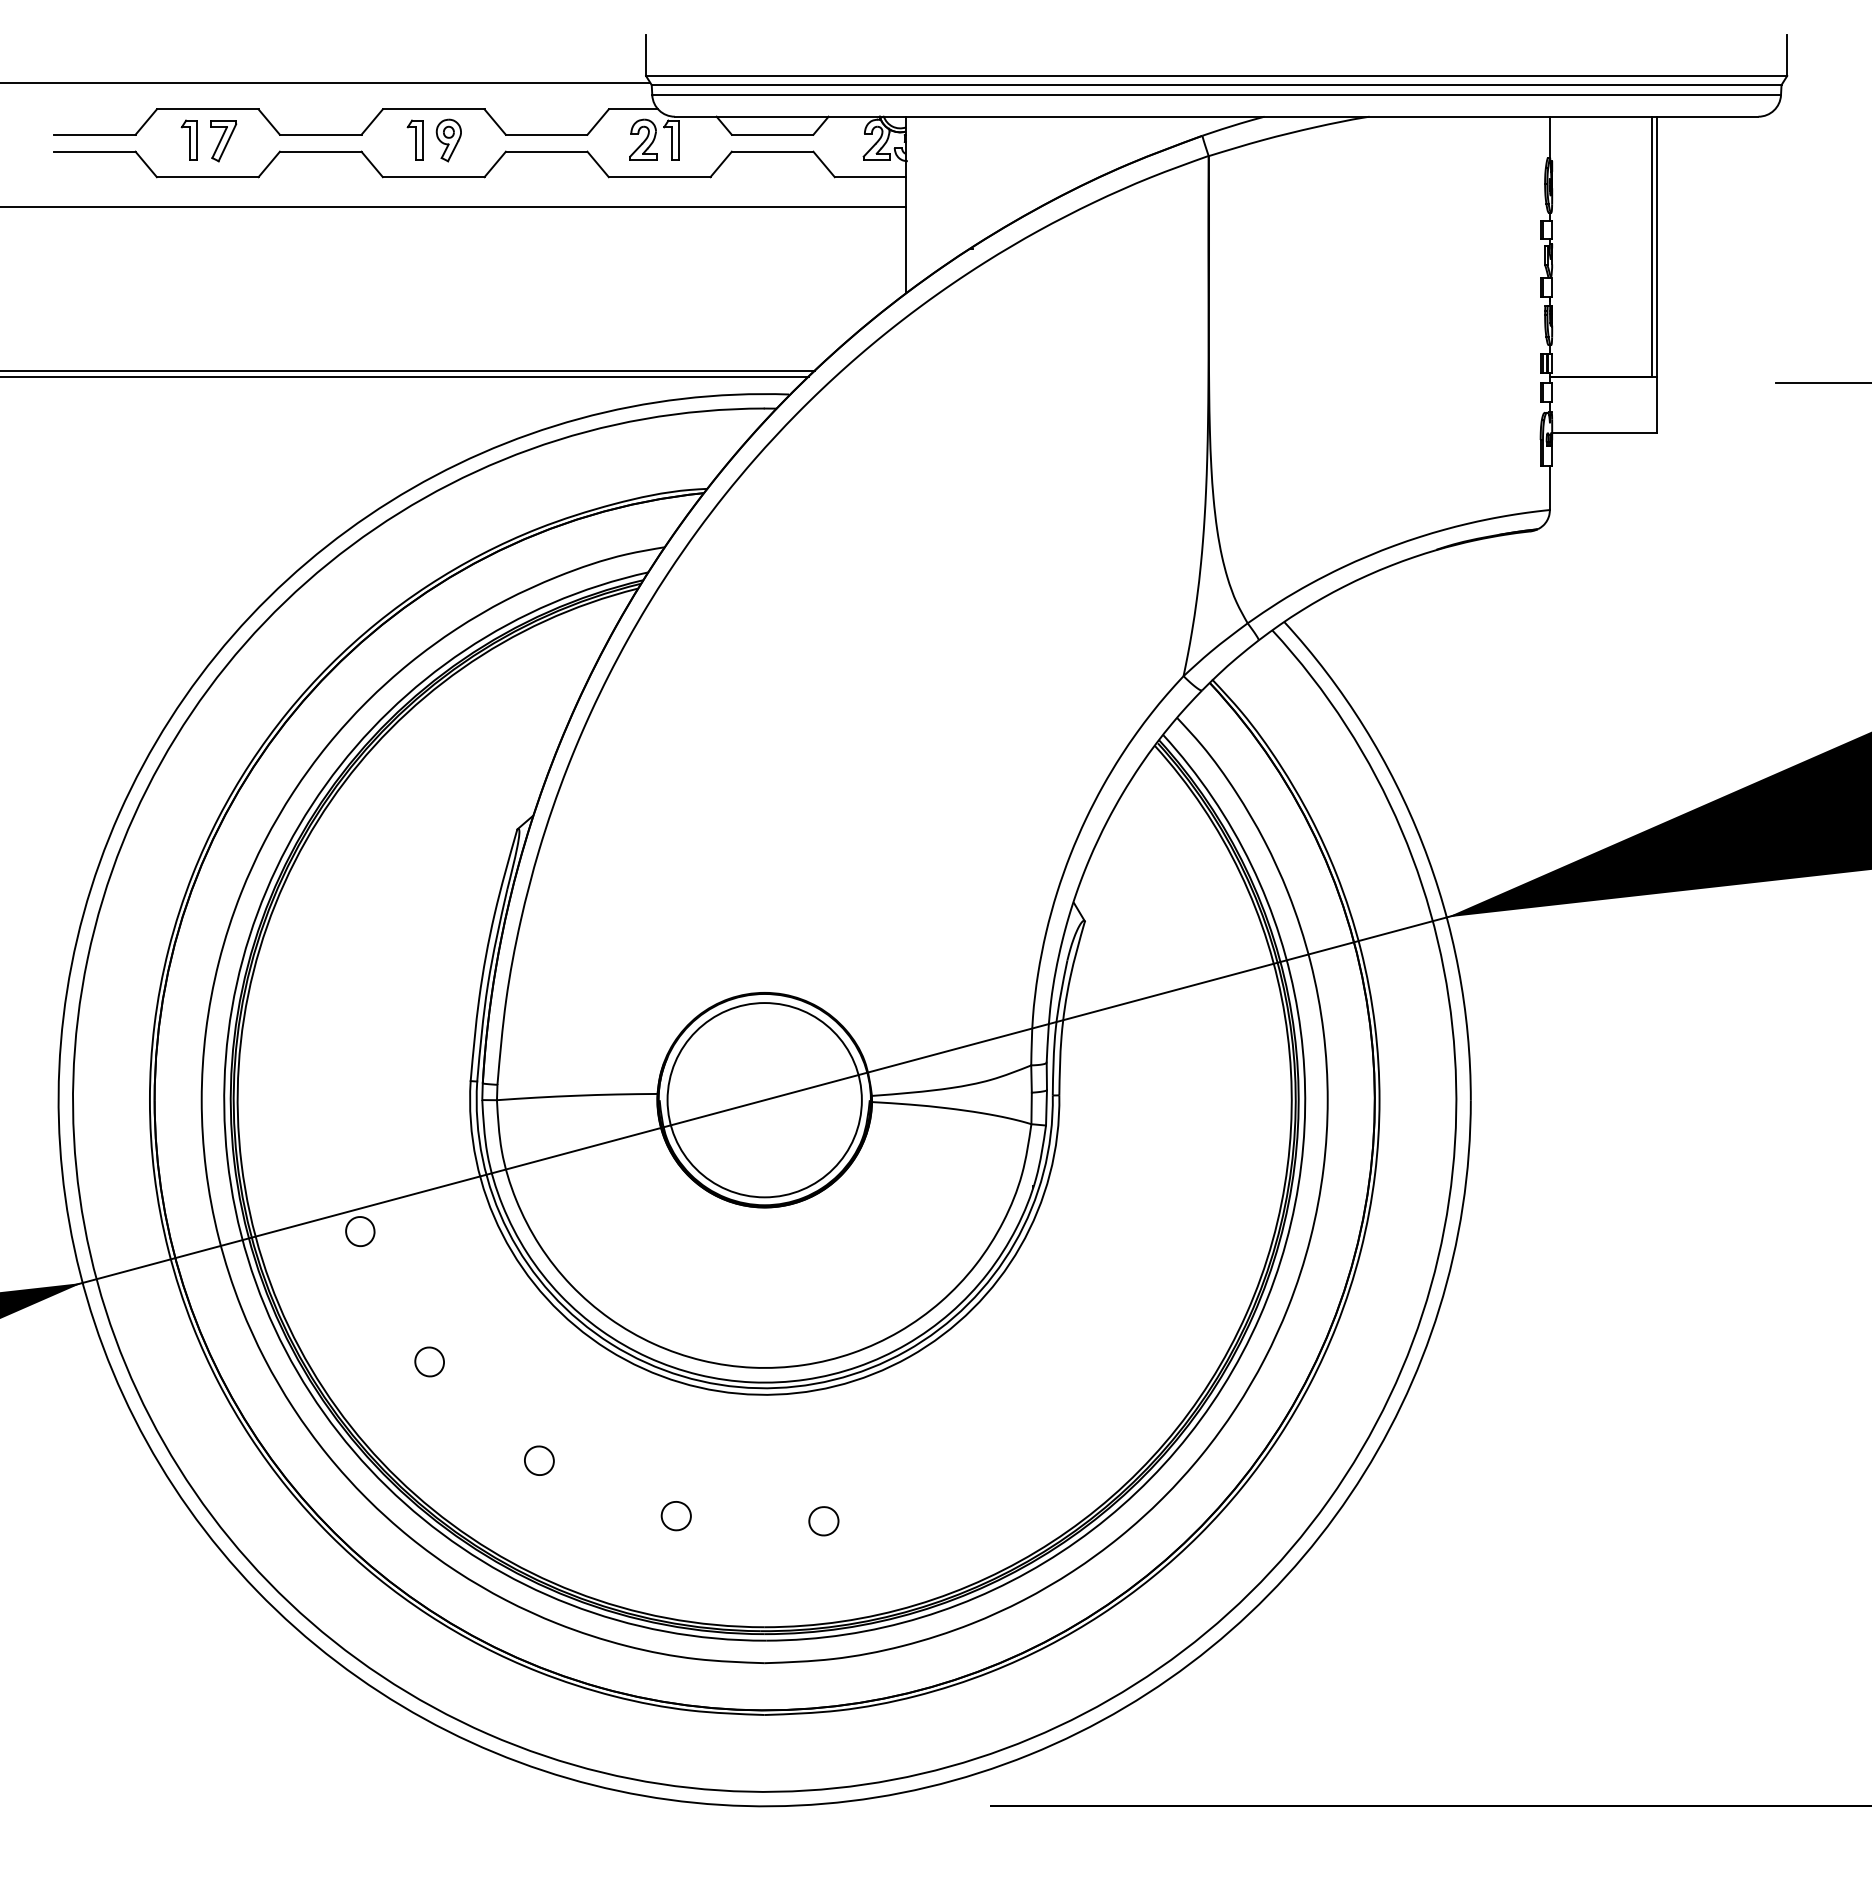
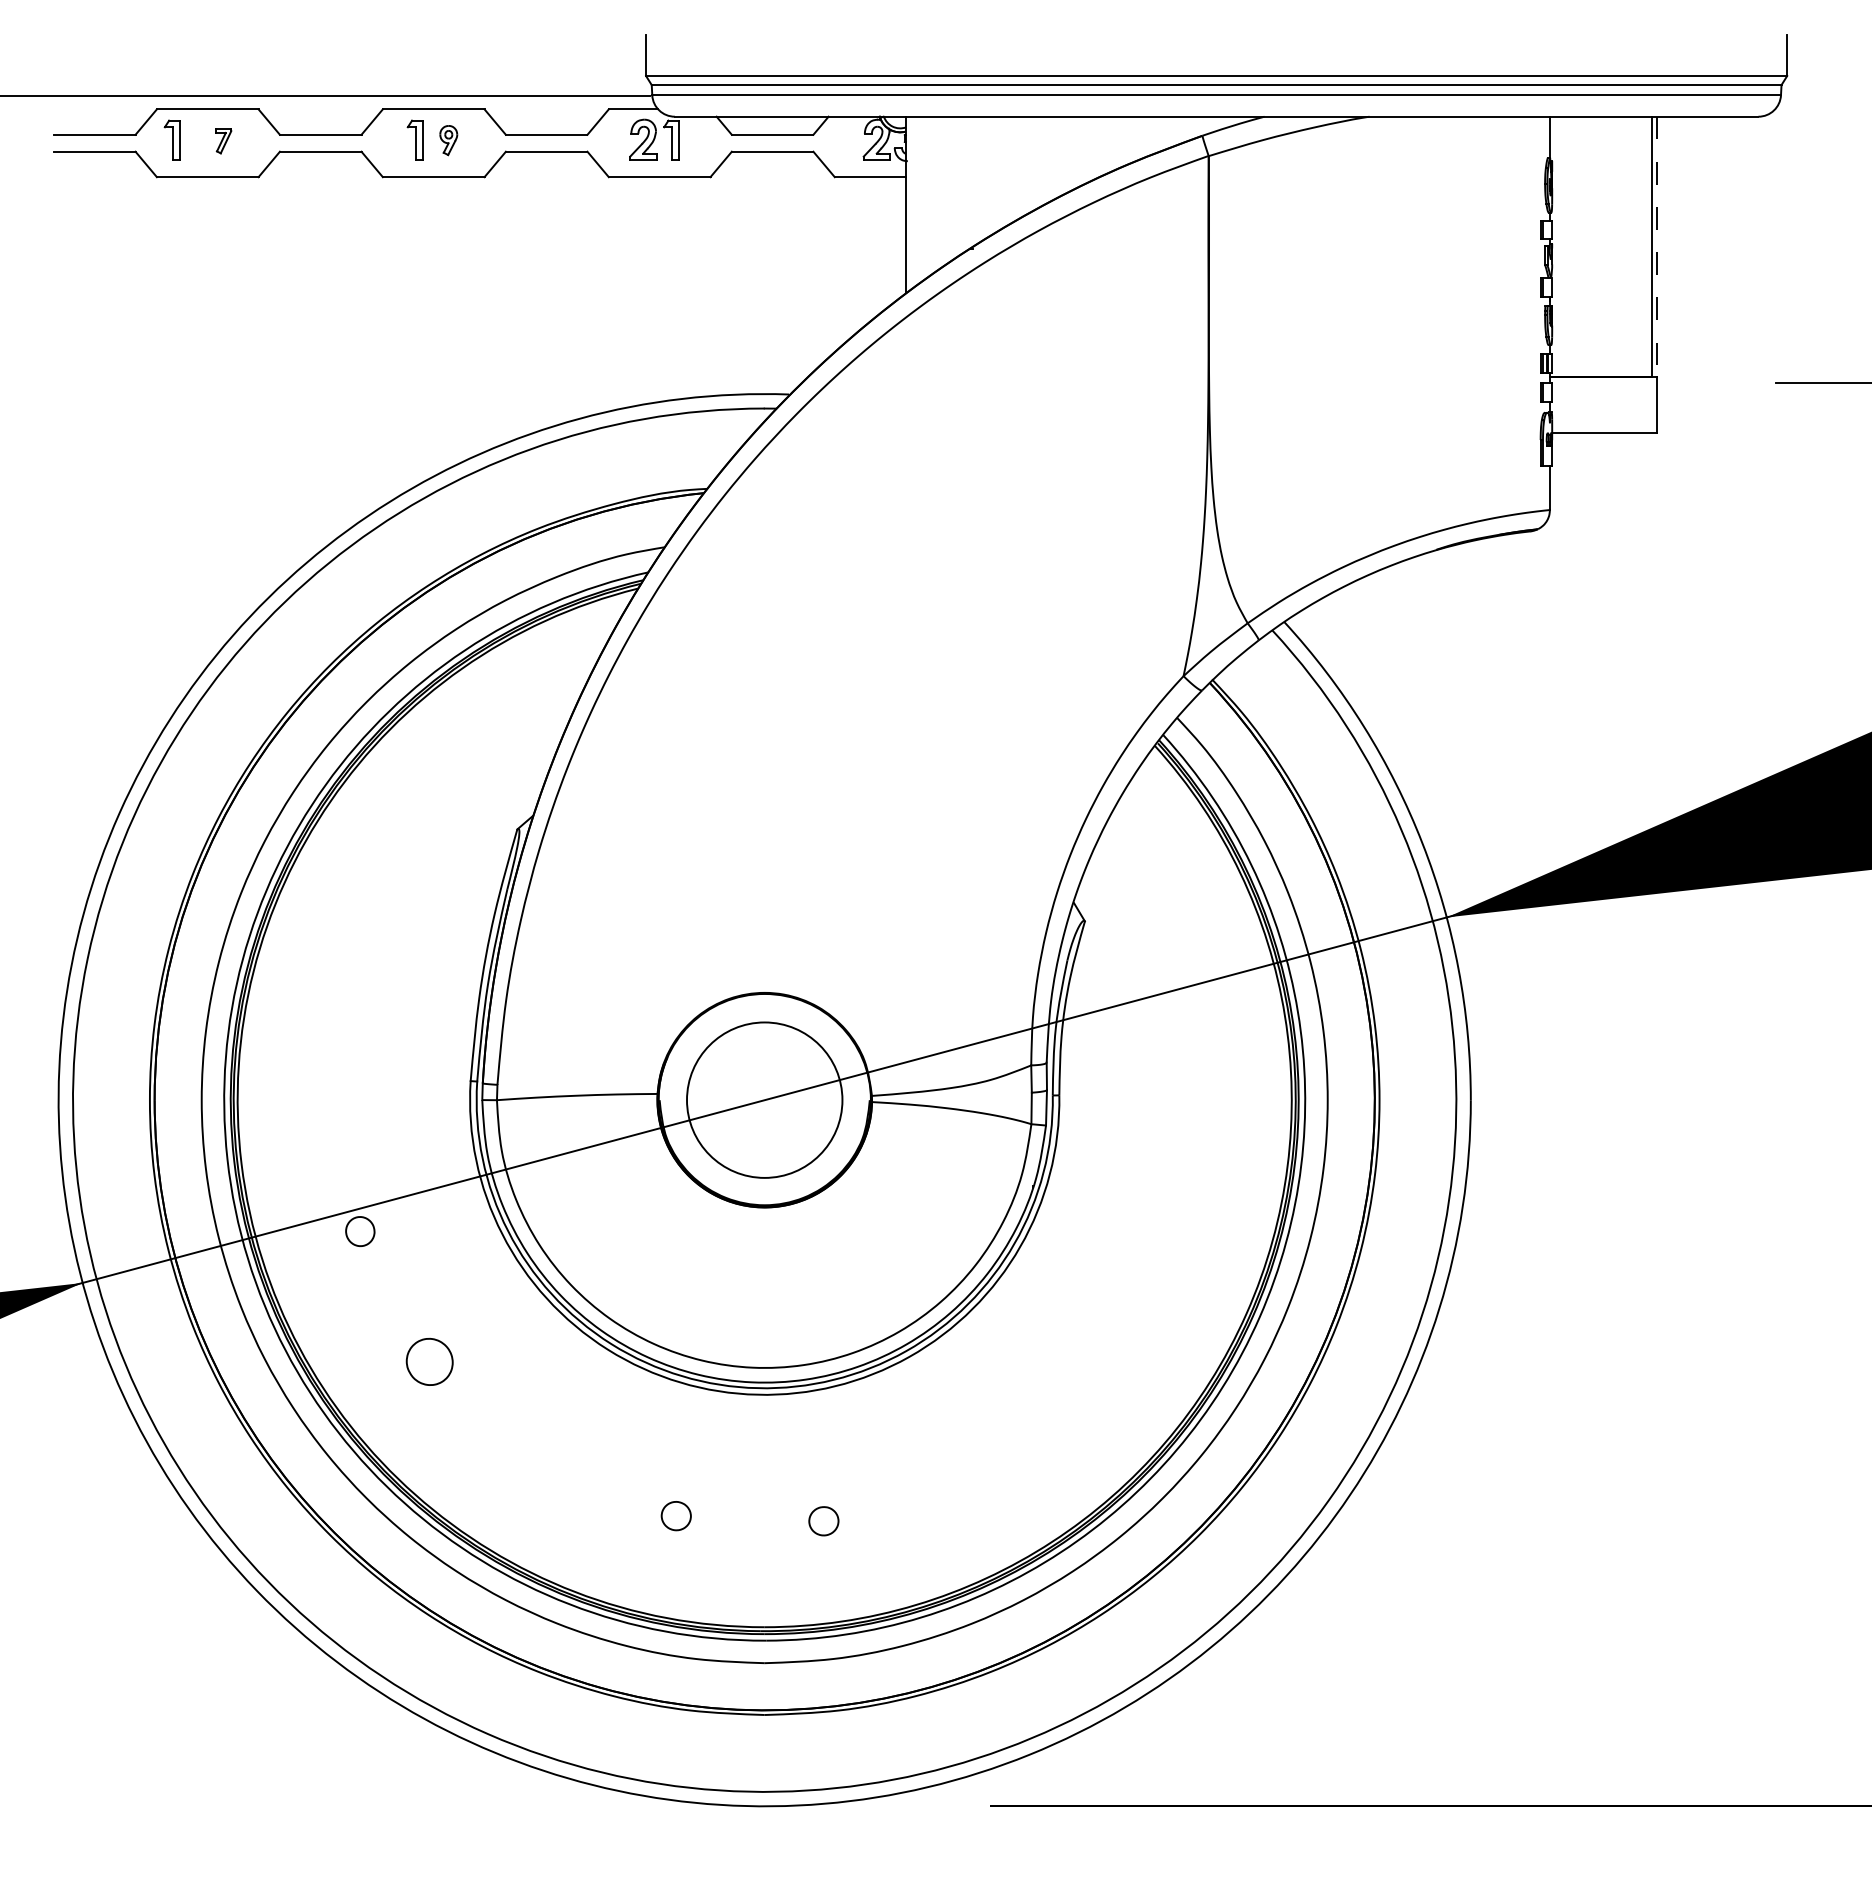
line position: (326, 82) -> (326, 95) (326, 95)
part position: (188, 139) -> (171, 139) (171, 139)
part size: 27x45 px -> 20x32 px (448, 140)
part size: 28x43 px -> 18x27 px (223, 141)
line: present -> none (453, 207)
line: solid -> dashed (1657, 246)
line: present -> none (408, 370)
line: present -> none (405, 376)
circle diameter: 194 px -> 155 px (764, 1099)
part size: 31x32 px -> 49x49 px (429, 1361)
part: present -> none (539, 1460)
